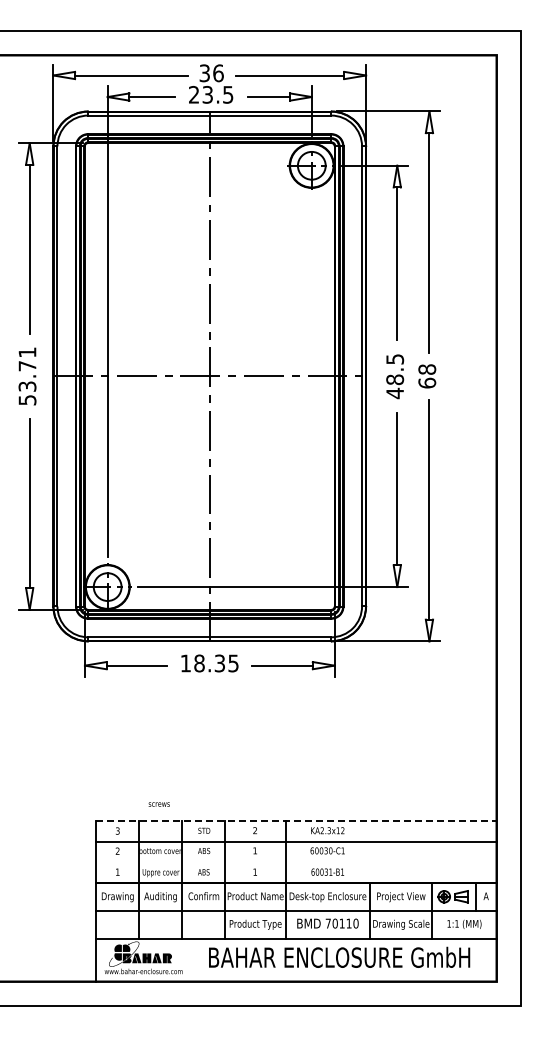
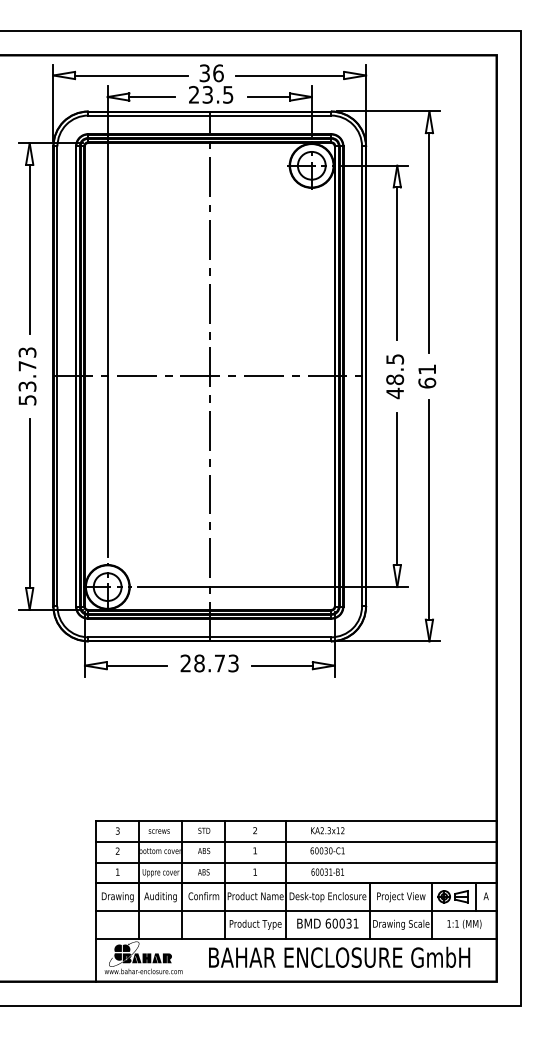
text: 53.71 -> 53.73 (27, 352)
text: 68 -> 61 (427, 369)
text: 18.35 -> 28.73 (209, 663)
text position: (158, 804) -> (158, 831) (158, 831)
line: dashed -> solid (296, 821)
line: none -> present (296, 862)
text: 70110 -> 60031 (341, 923)
